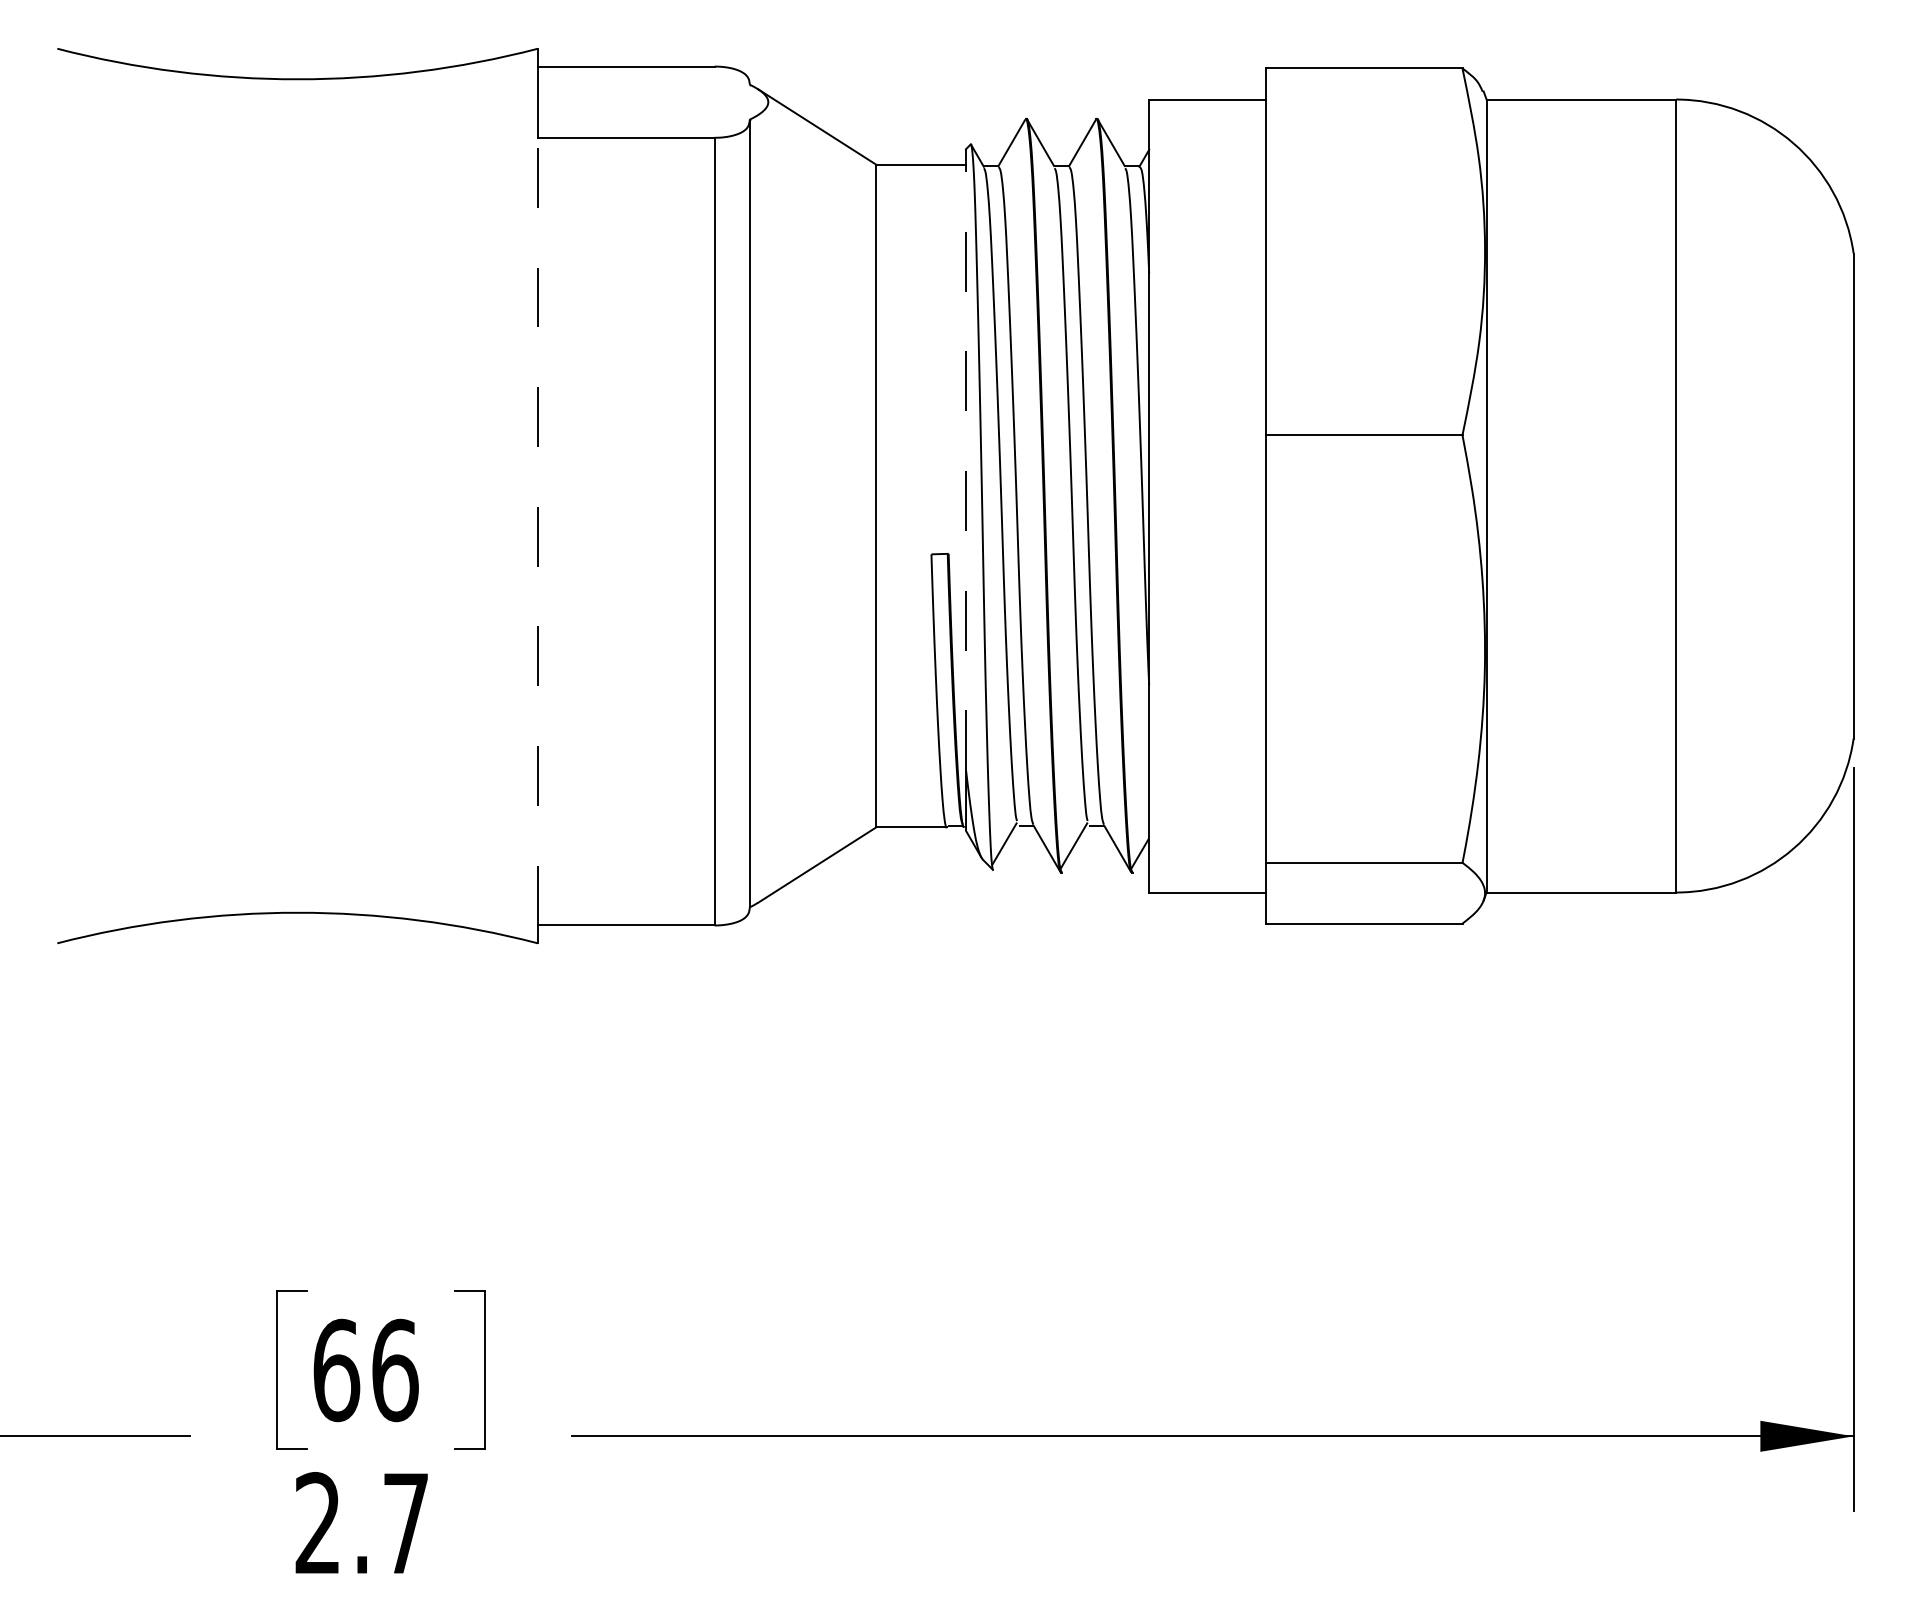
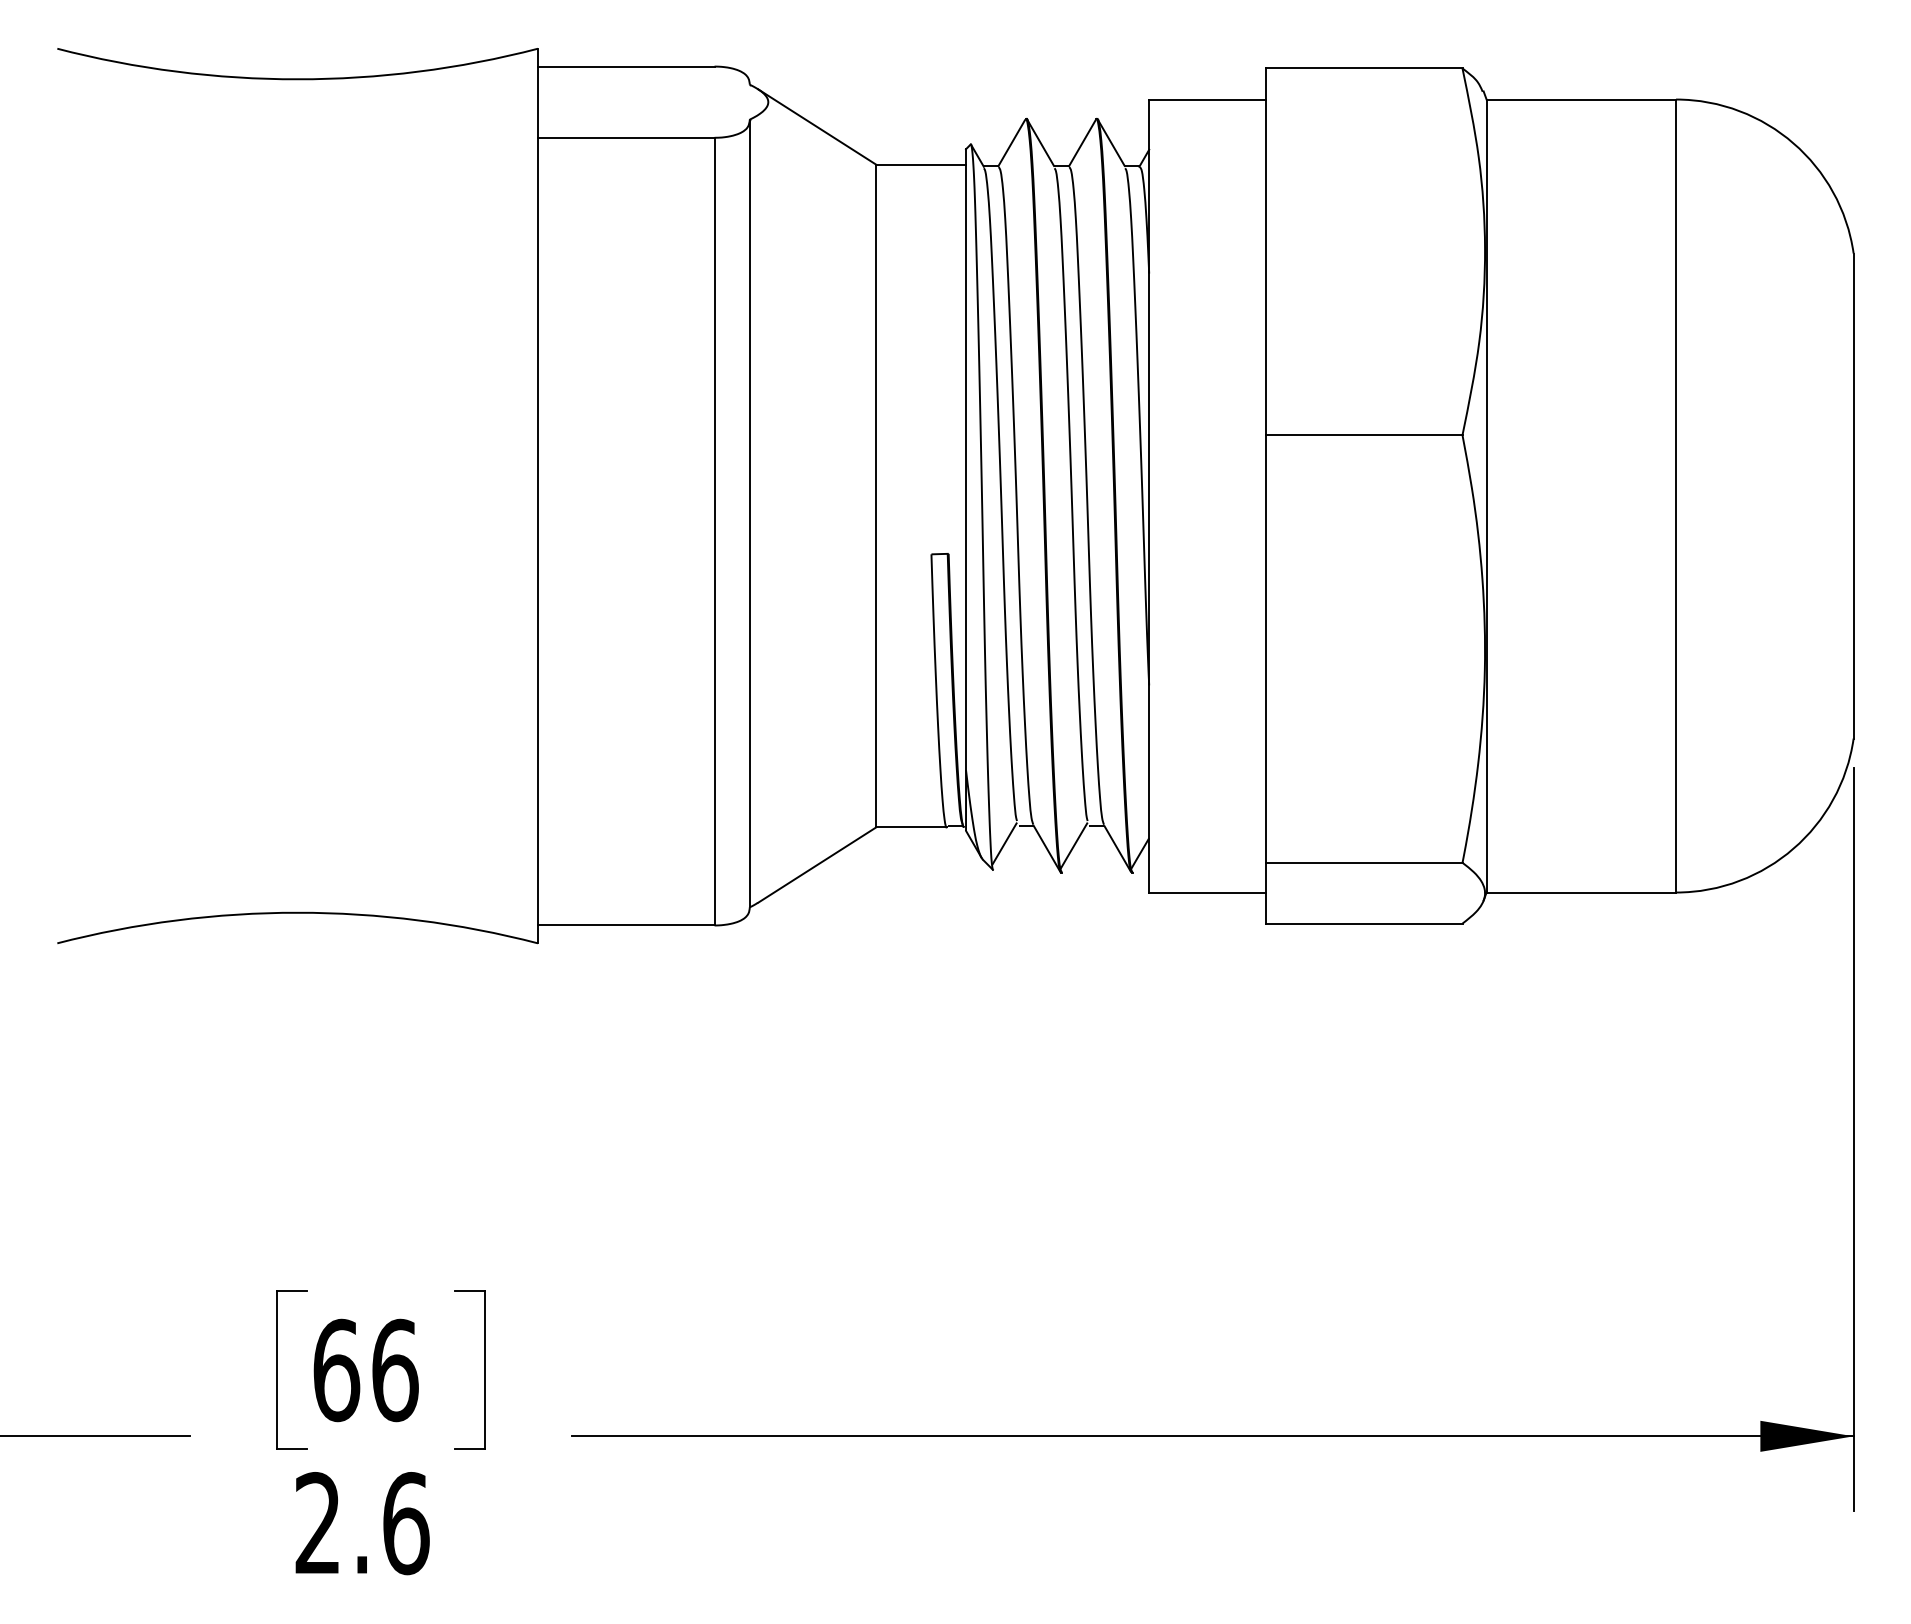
line: dashed -> solid (966, 459)
line: dashed -> solid (537, 531)
text: 2.7 -> 2.6 (406, 1523)
